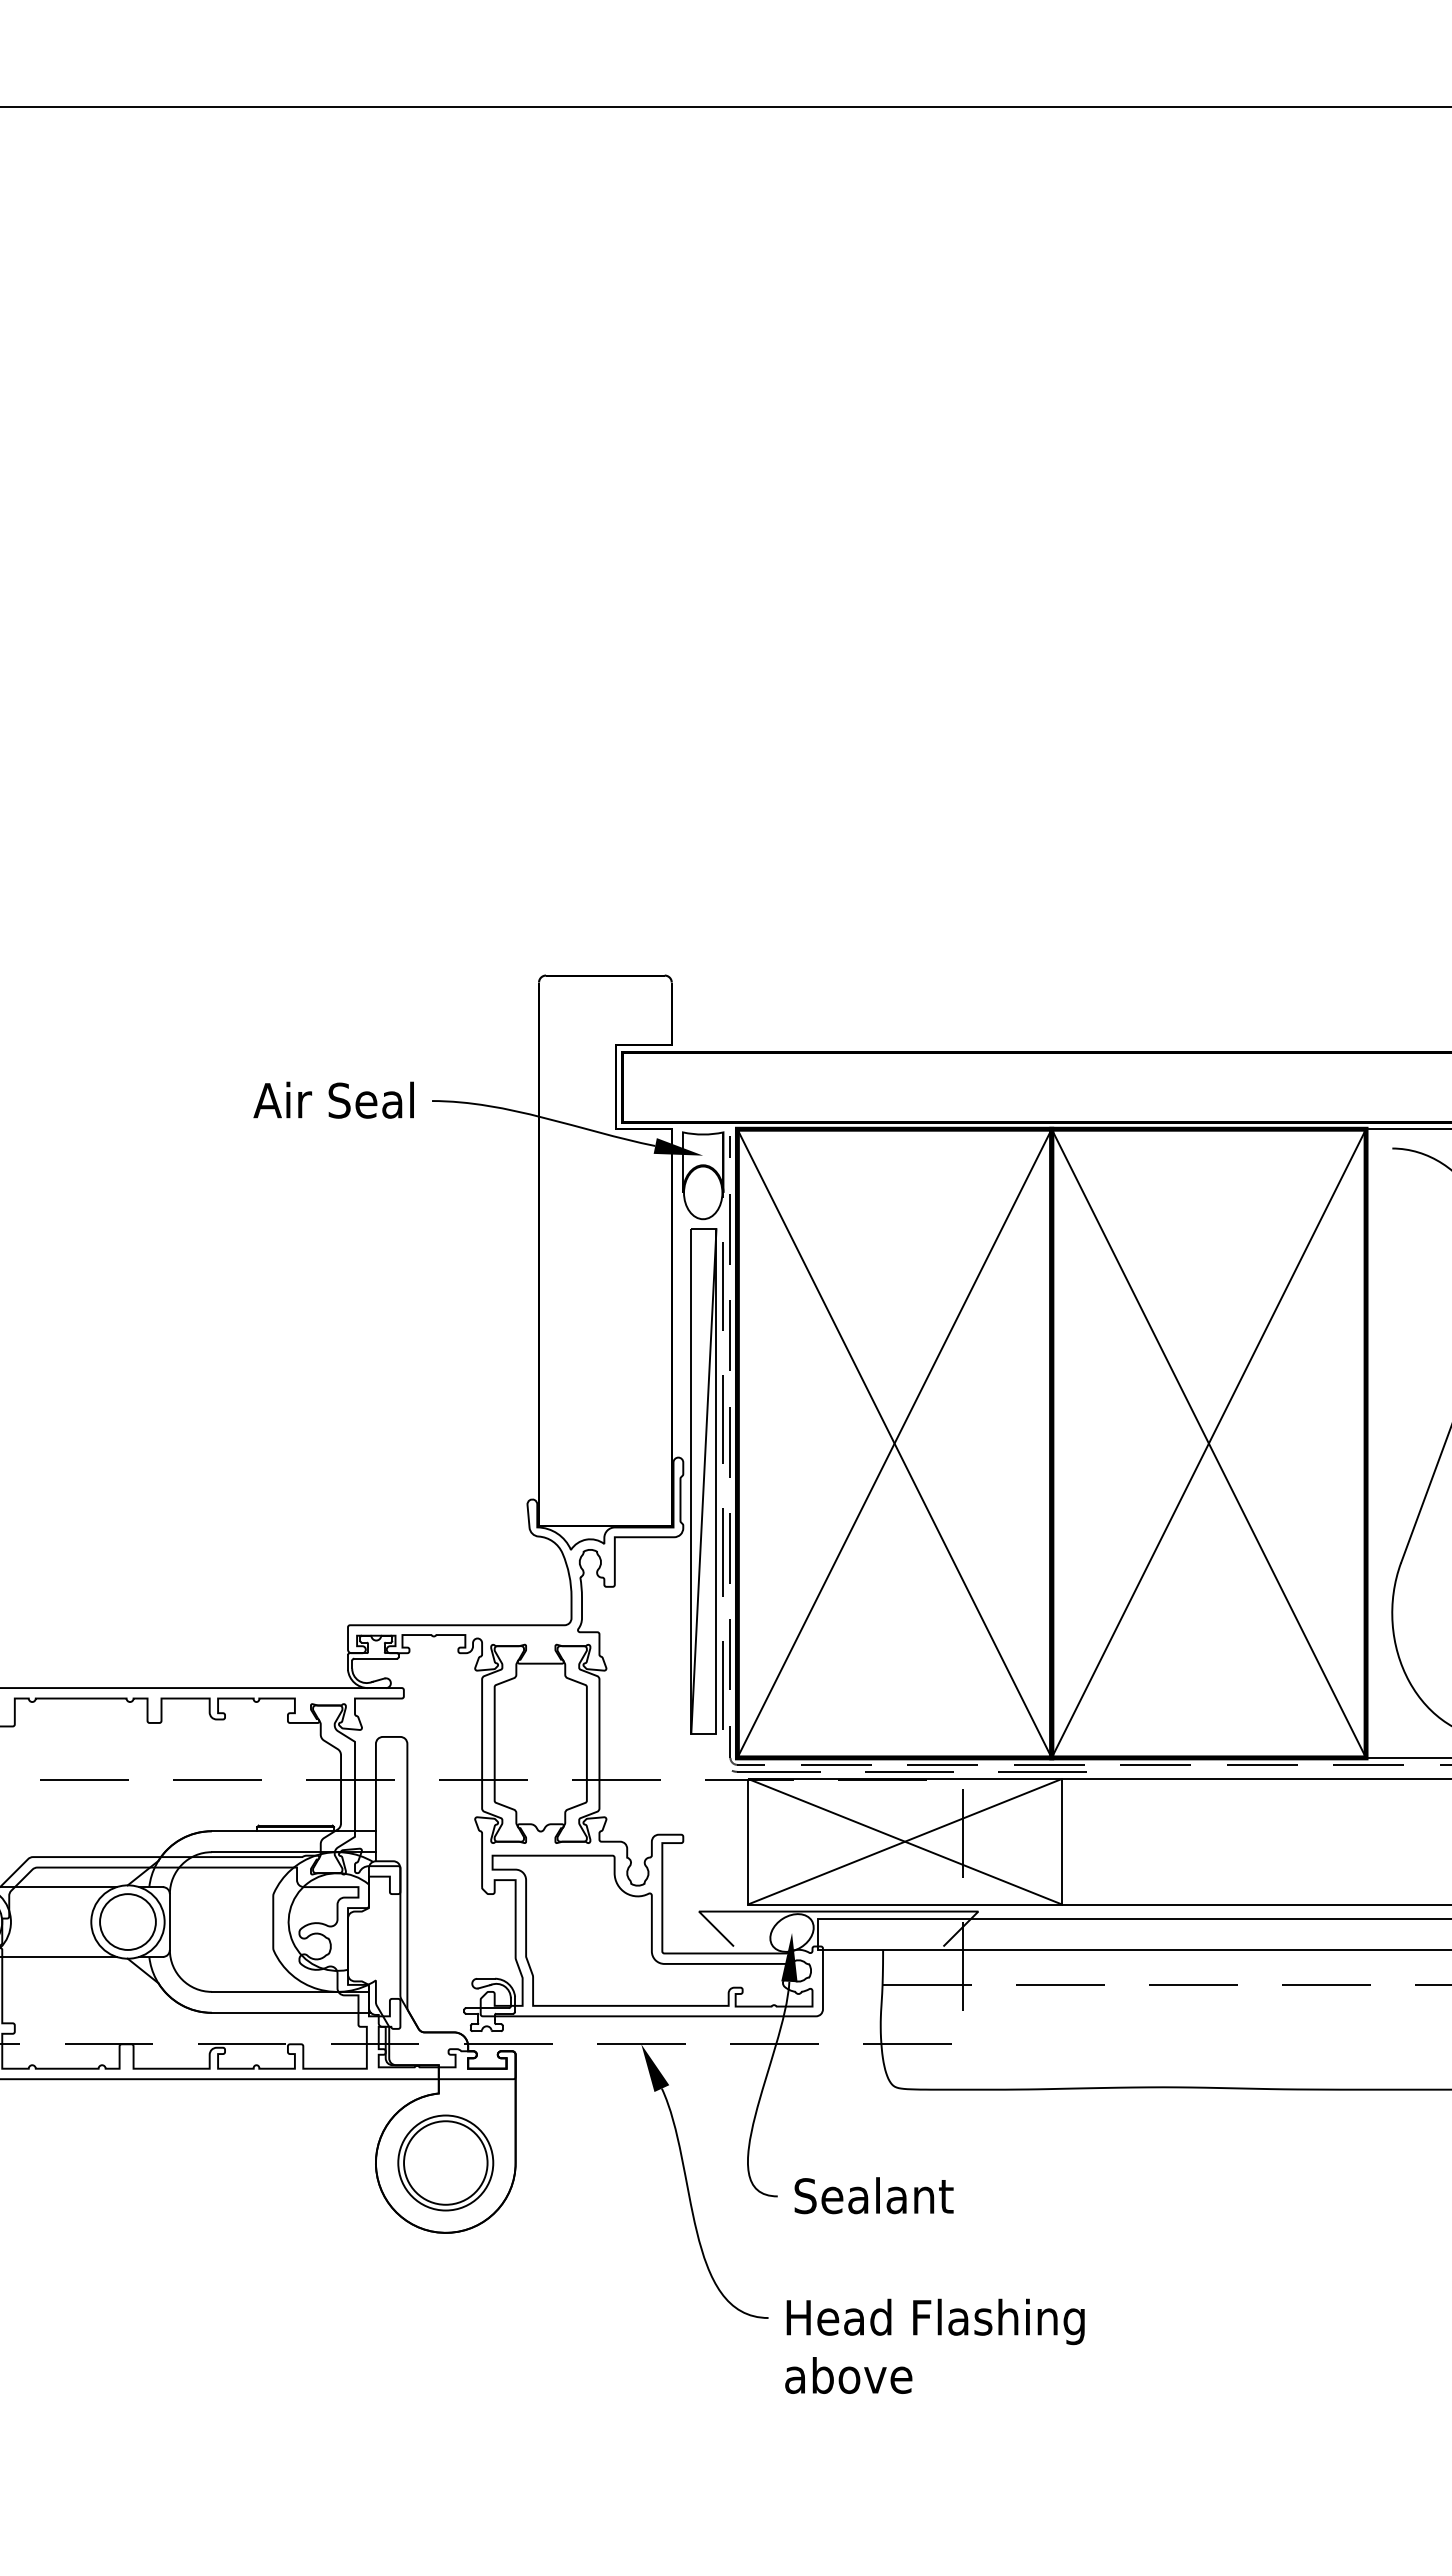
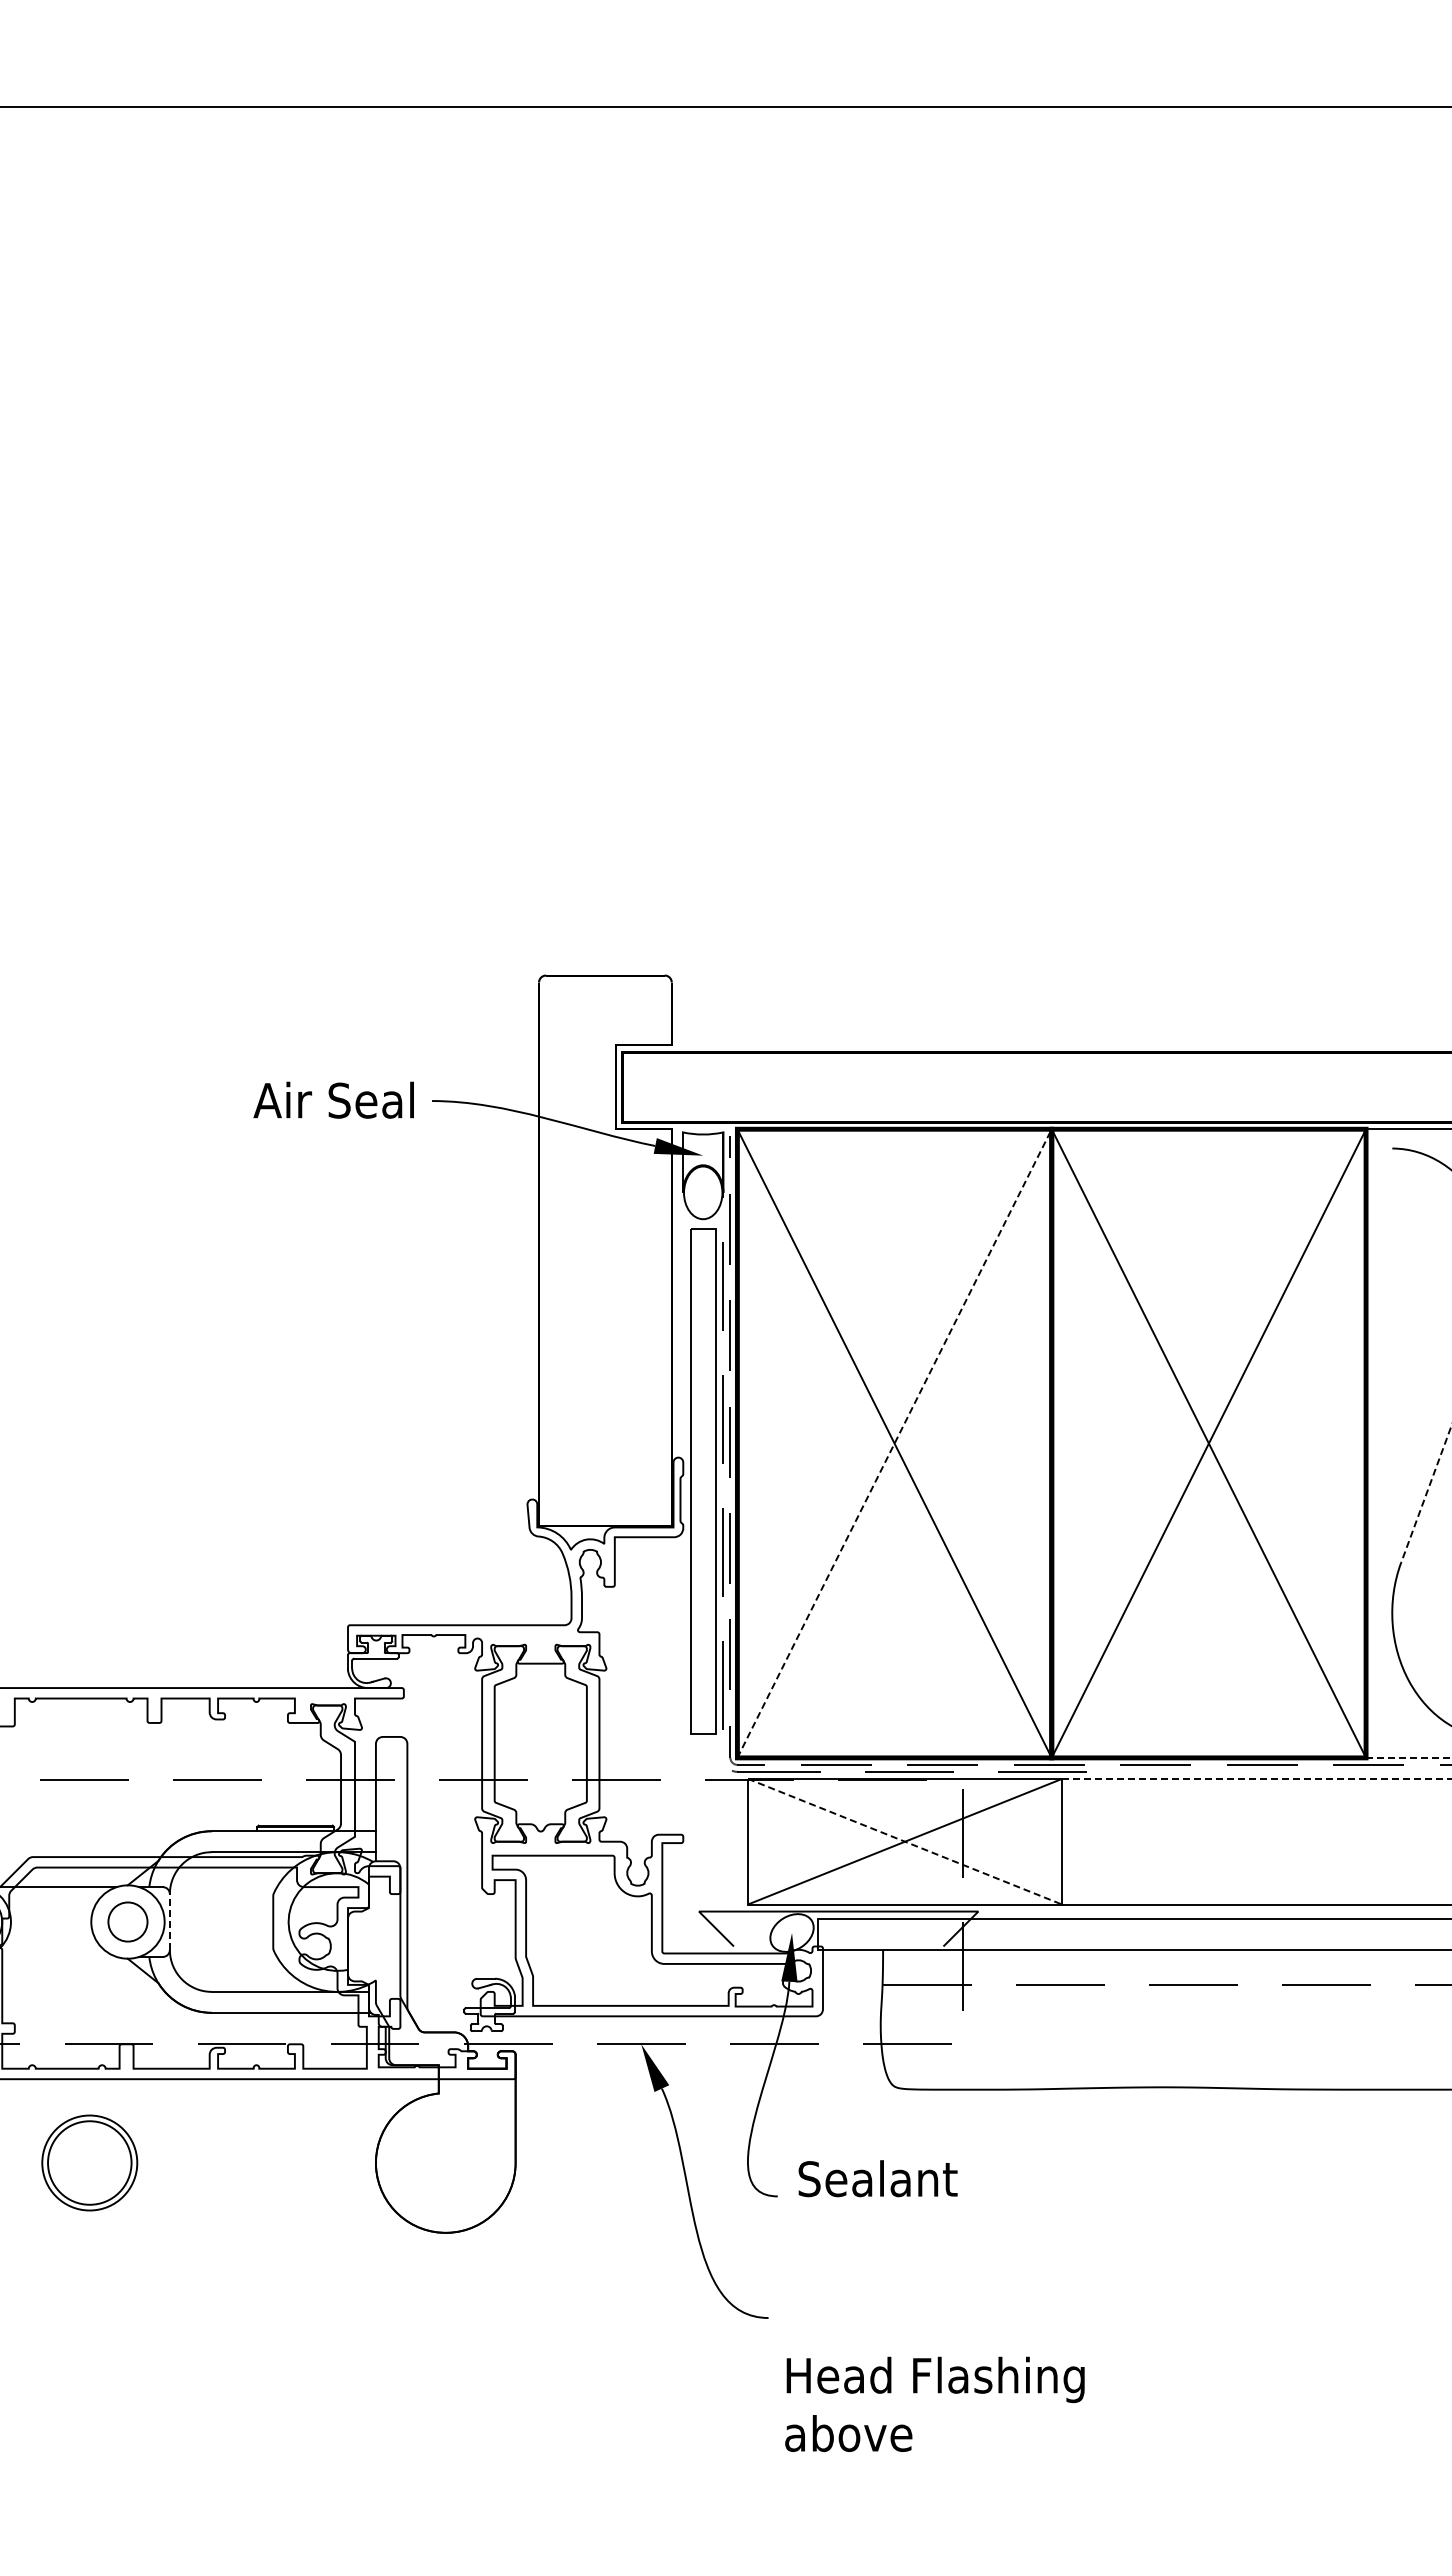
line: solid -> dashed (894, 1443)
line: present -> none (703, 1481)
line: solid -> dashed (1426, 1494)
line: solid -> dashed (1409, 1757)
line: solid -> dashed (1257, 1778)
line: solid -> dashed (905, 1841)
circle diameter: 56 px -> 39 px (127, 1921)
line: solid -> dashed (169, 1922)
line: present -> none (59, 1956)
part position: (445, 2162) -> (89, 2162) (89, 2162)
text position: (873, 2195) -> (877, 2178) (877, 2178)
text position: (934, 2345) -> (934, 2403) (934, 2403)
